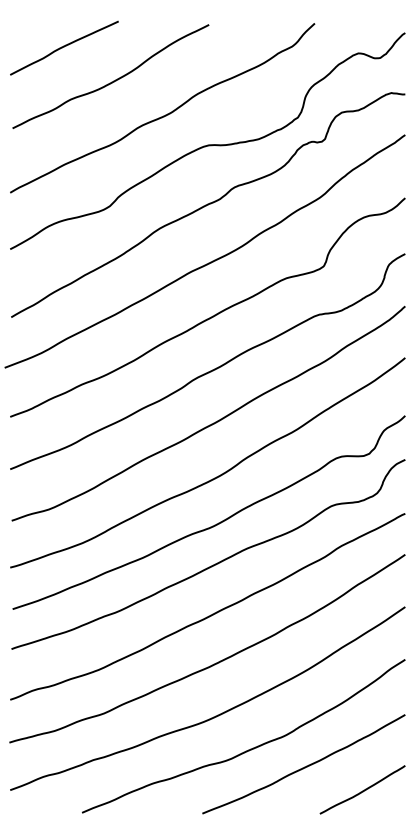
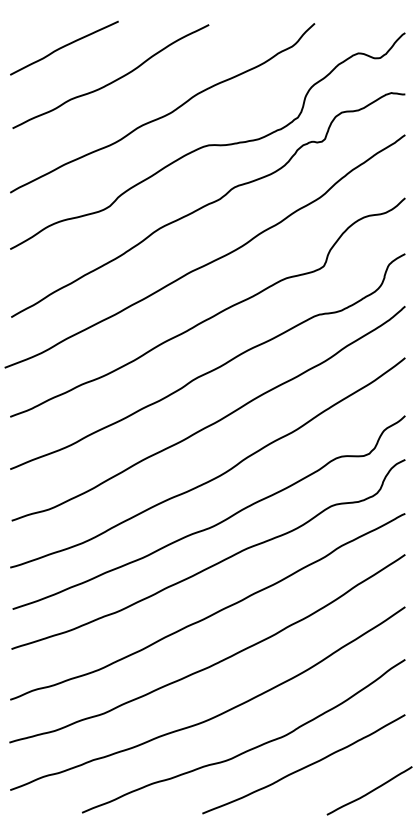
curve position: (362, 790) -> (369, 791) (369, 791)
